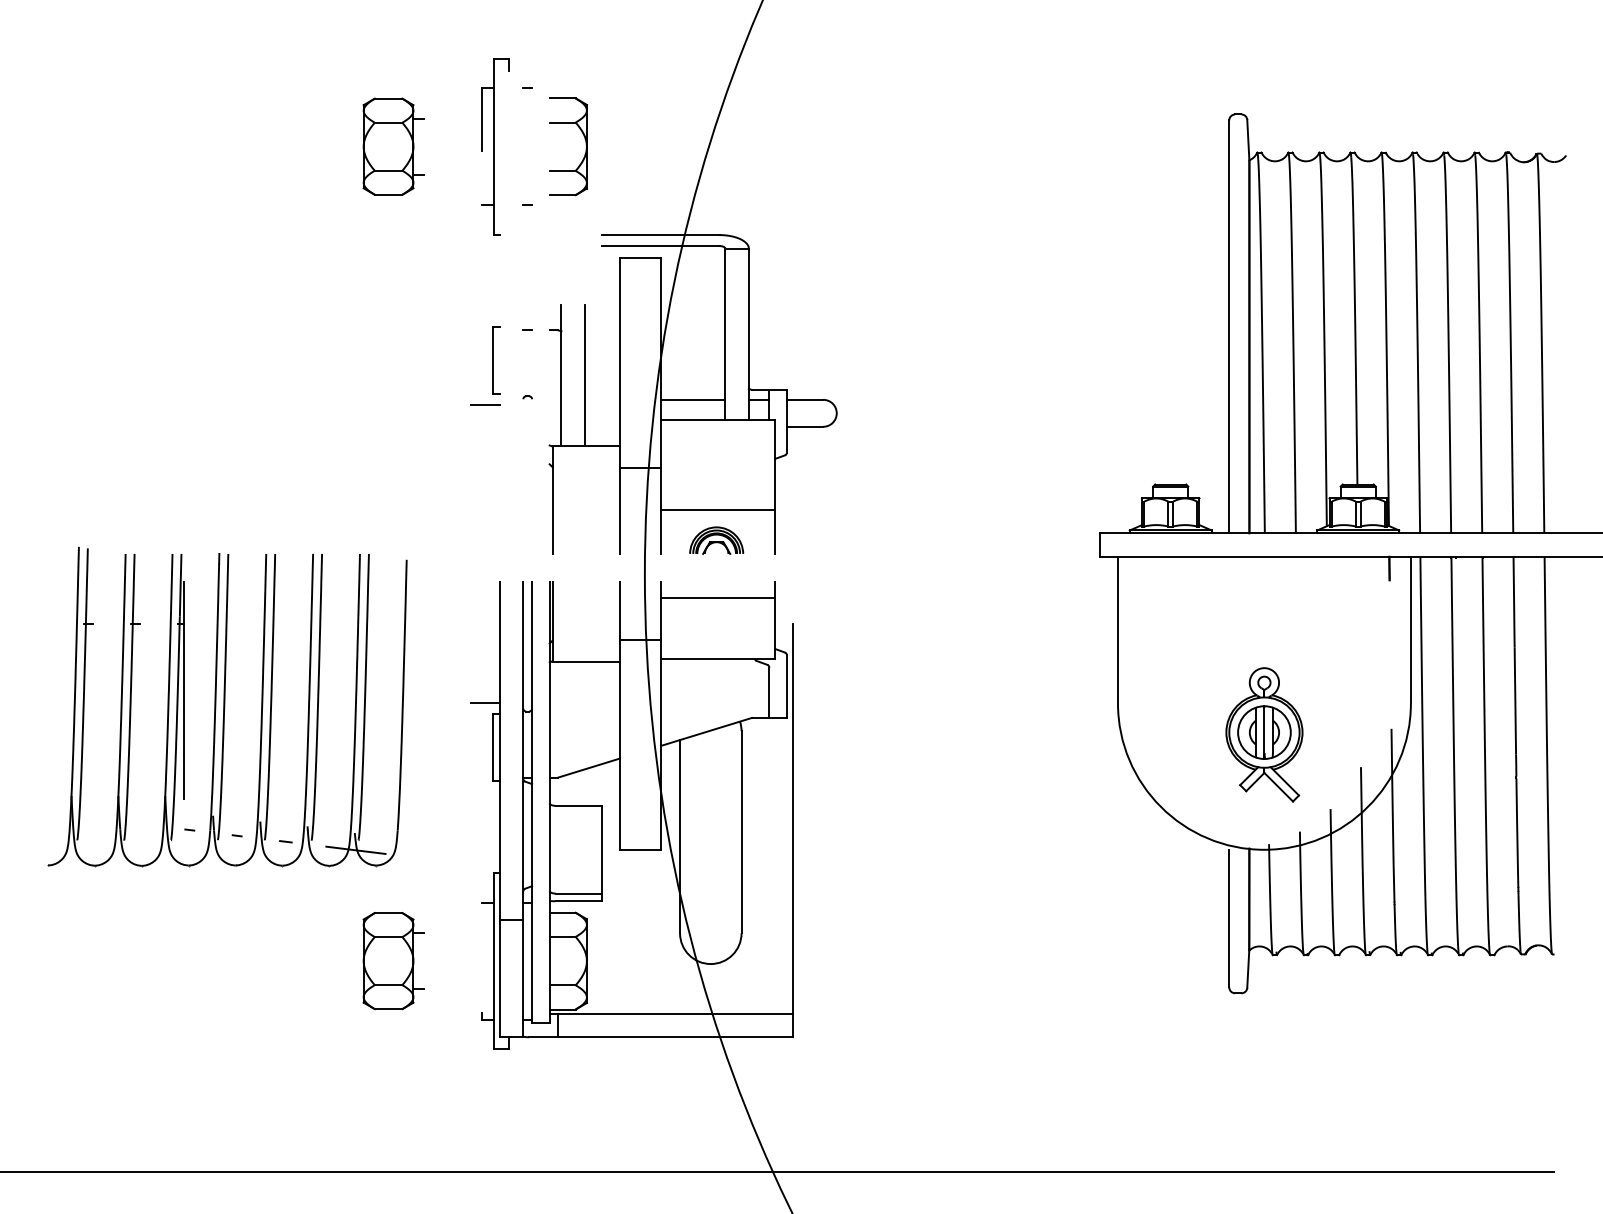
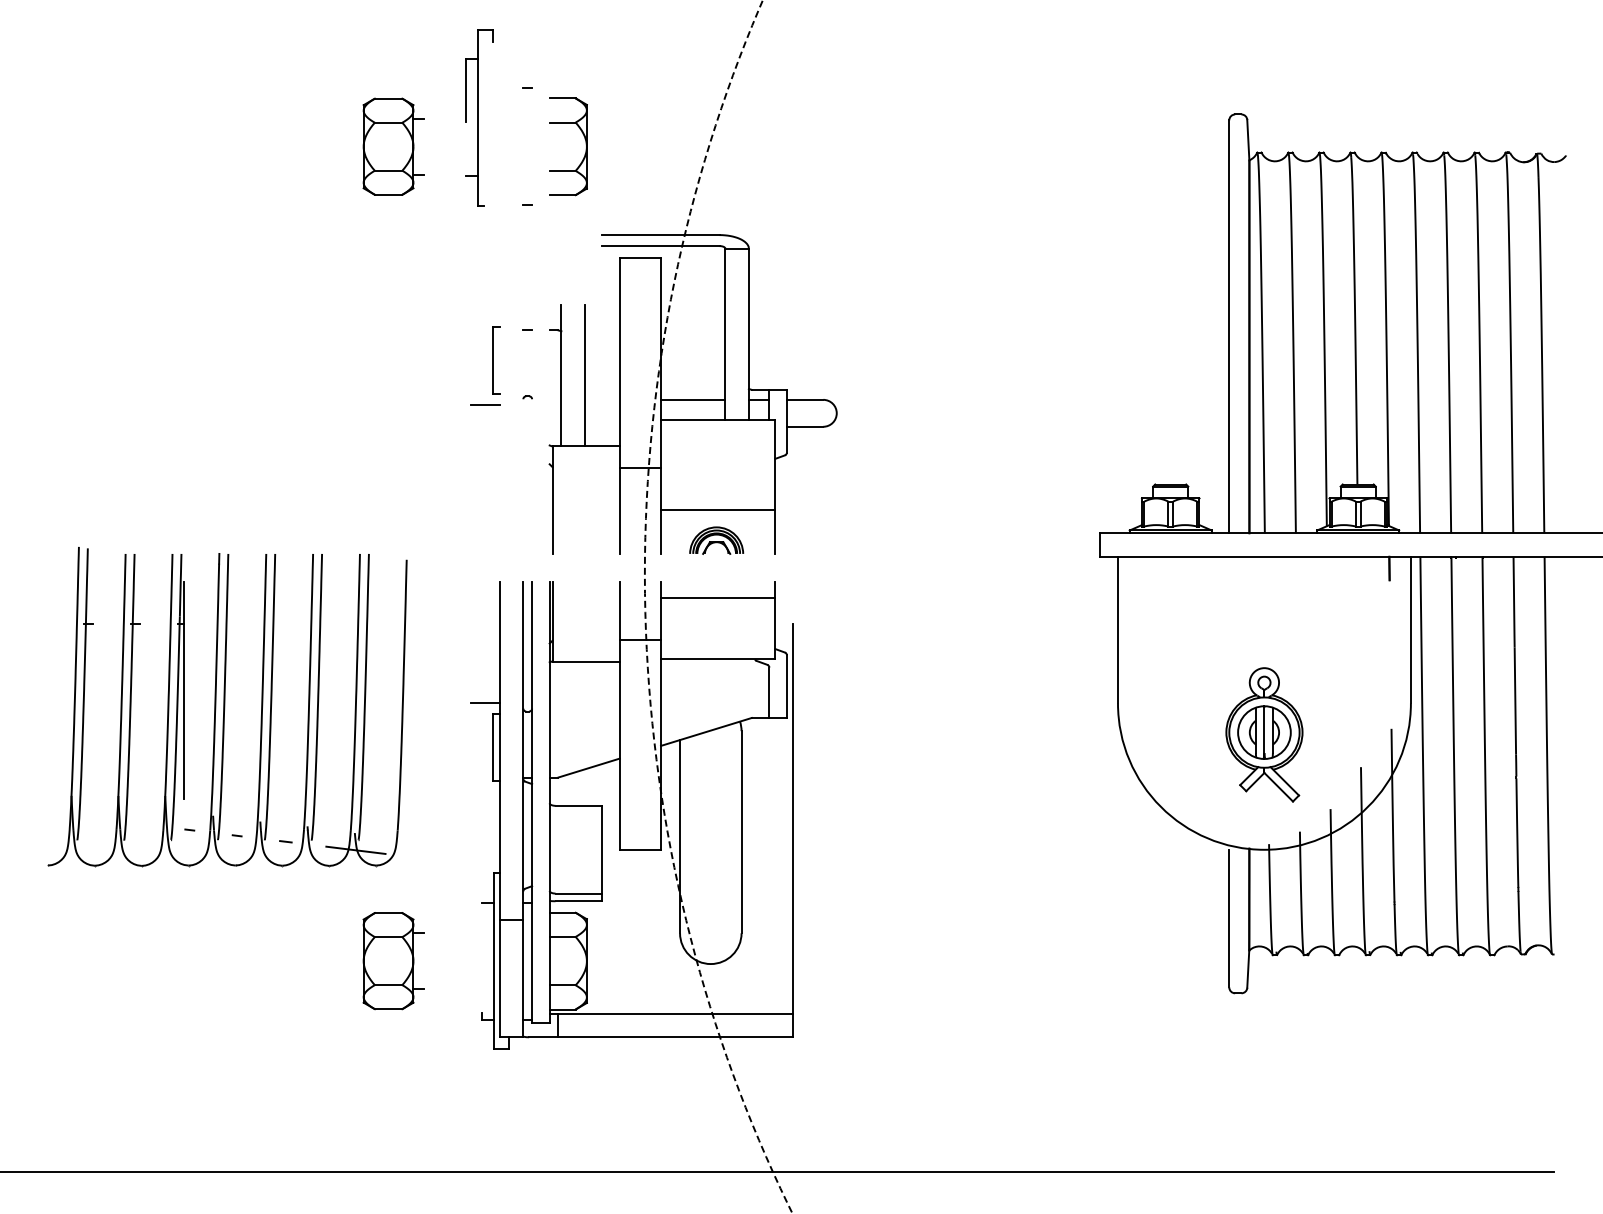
part position: (495, 146) -> (479, 117) (479, 117)
circle: solid -> dashed (718, 606)
